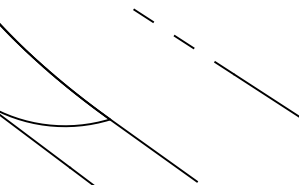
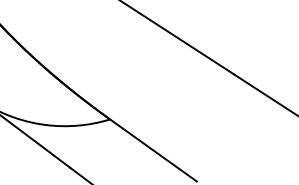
line: dashed -> solid (176, 37)
